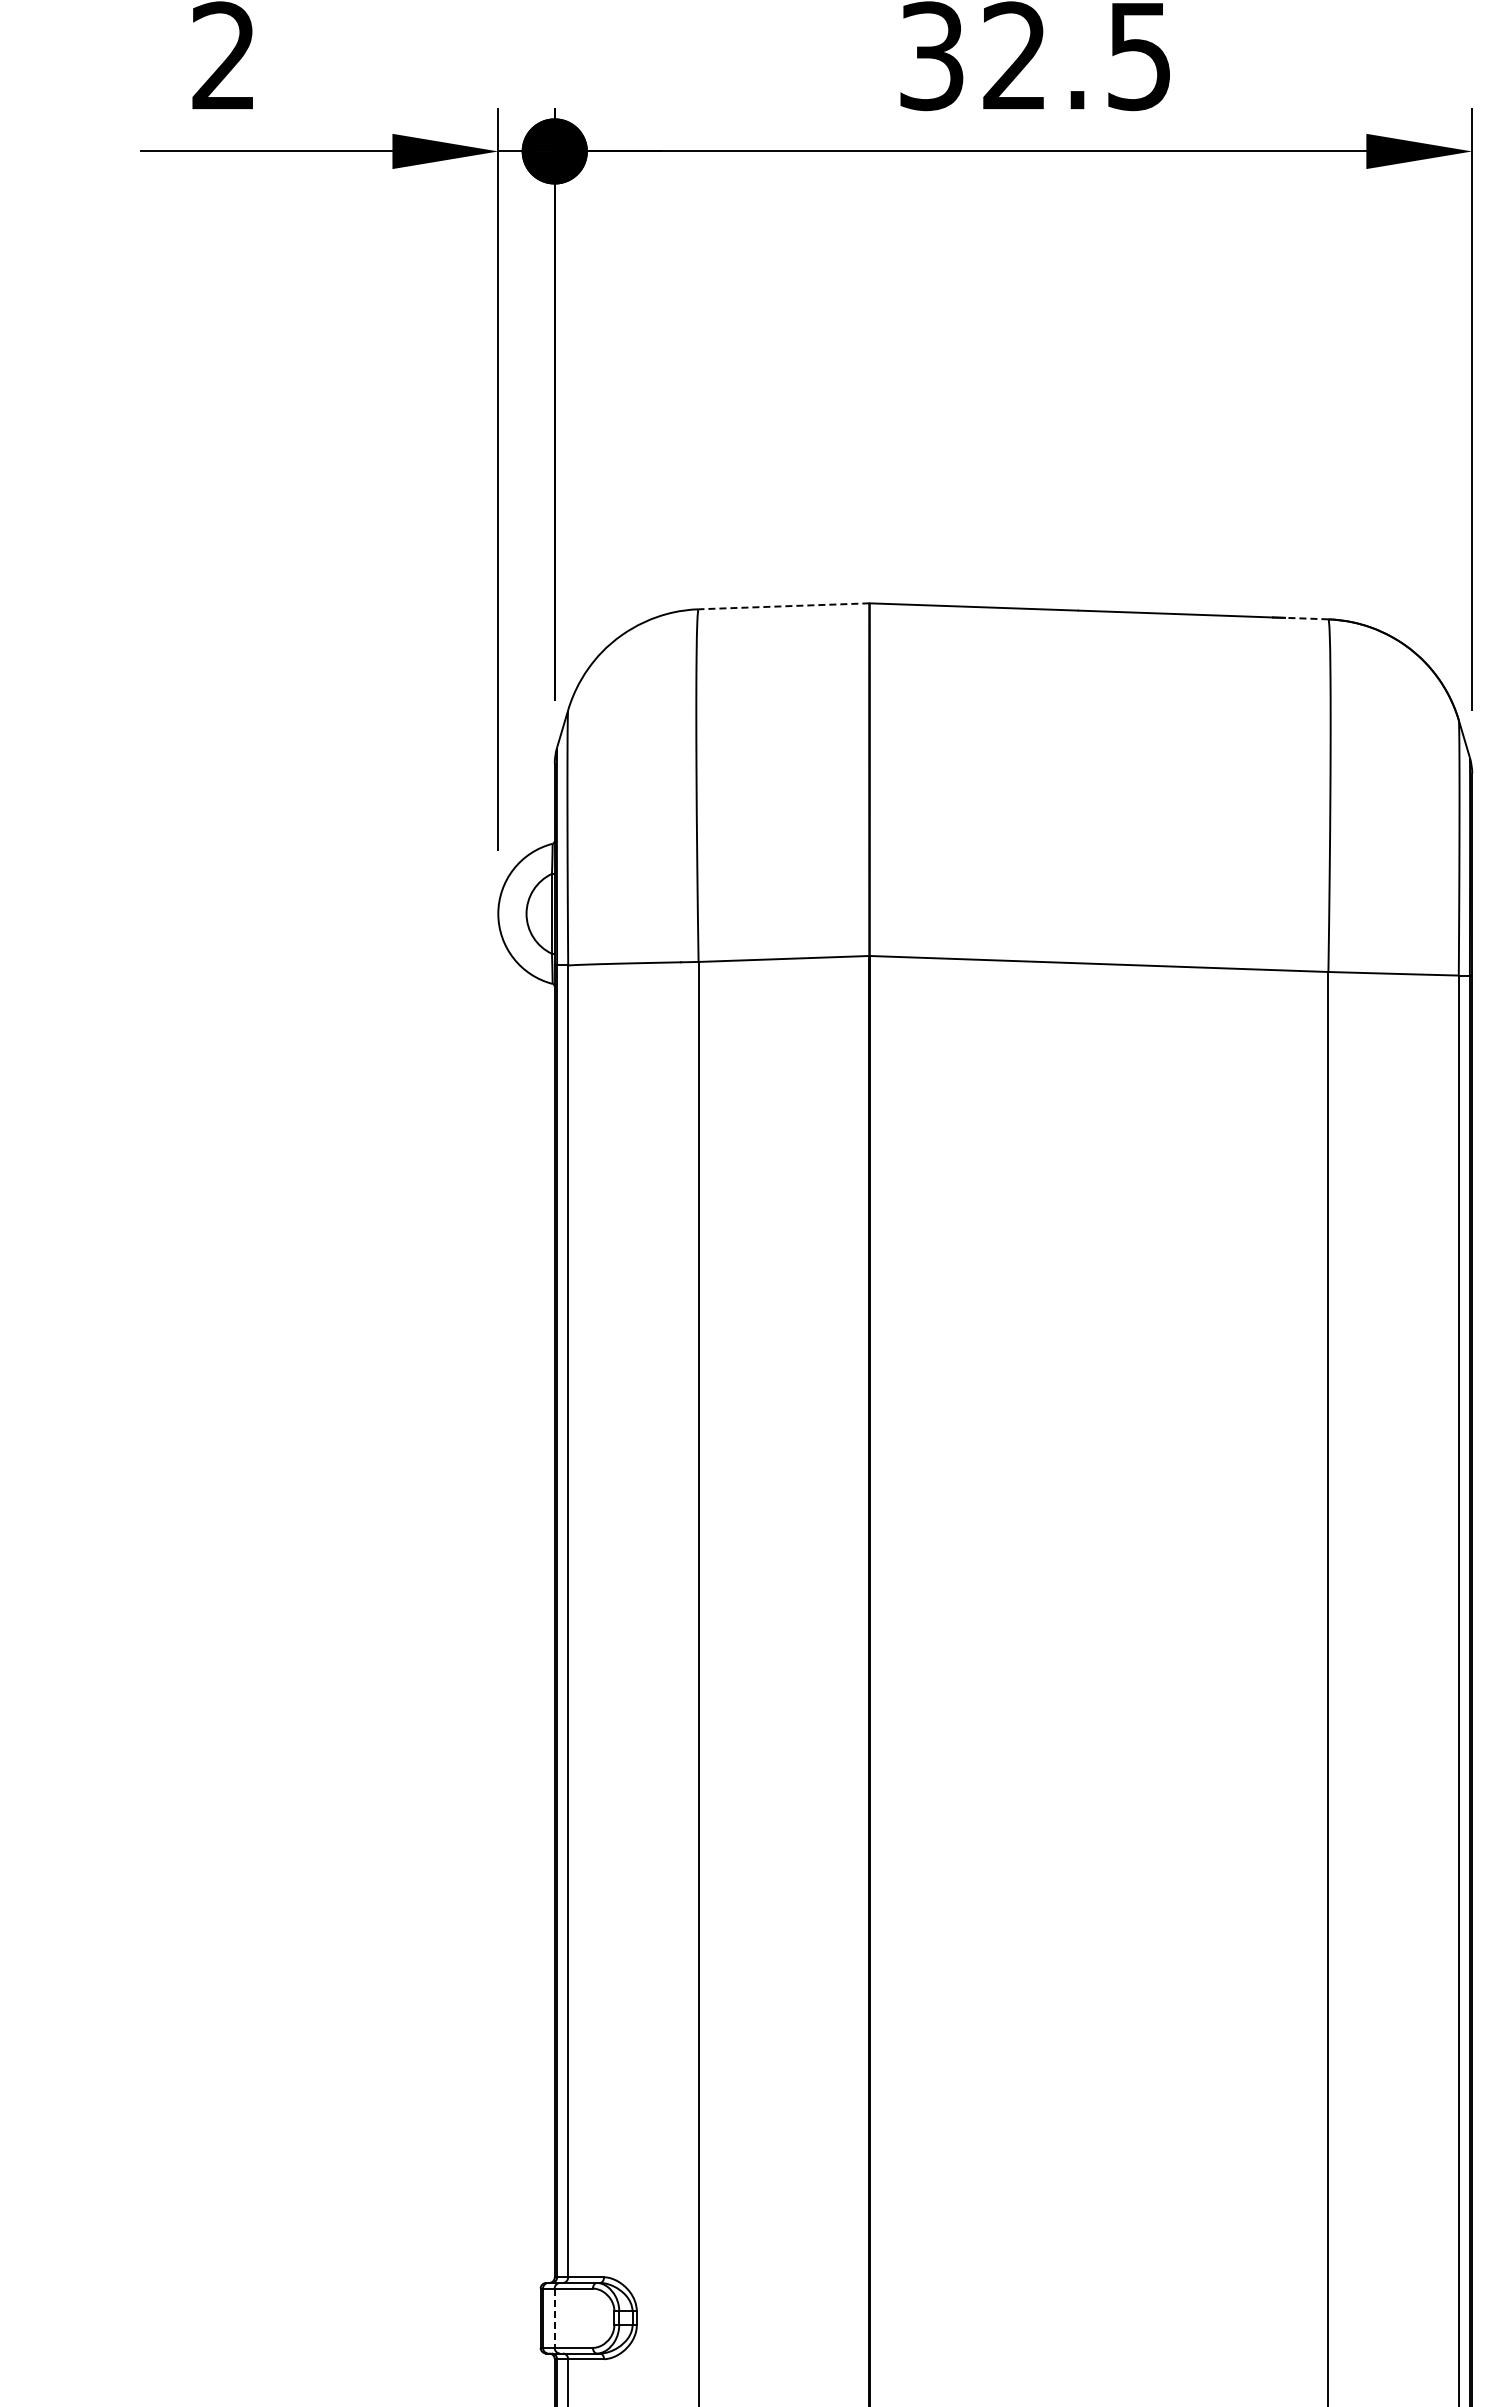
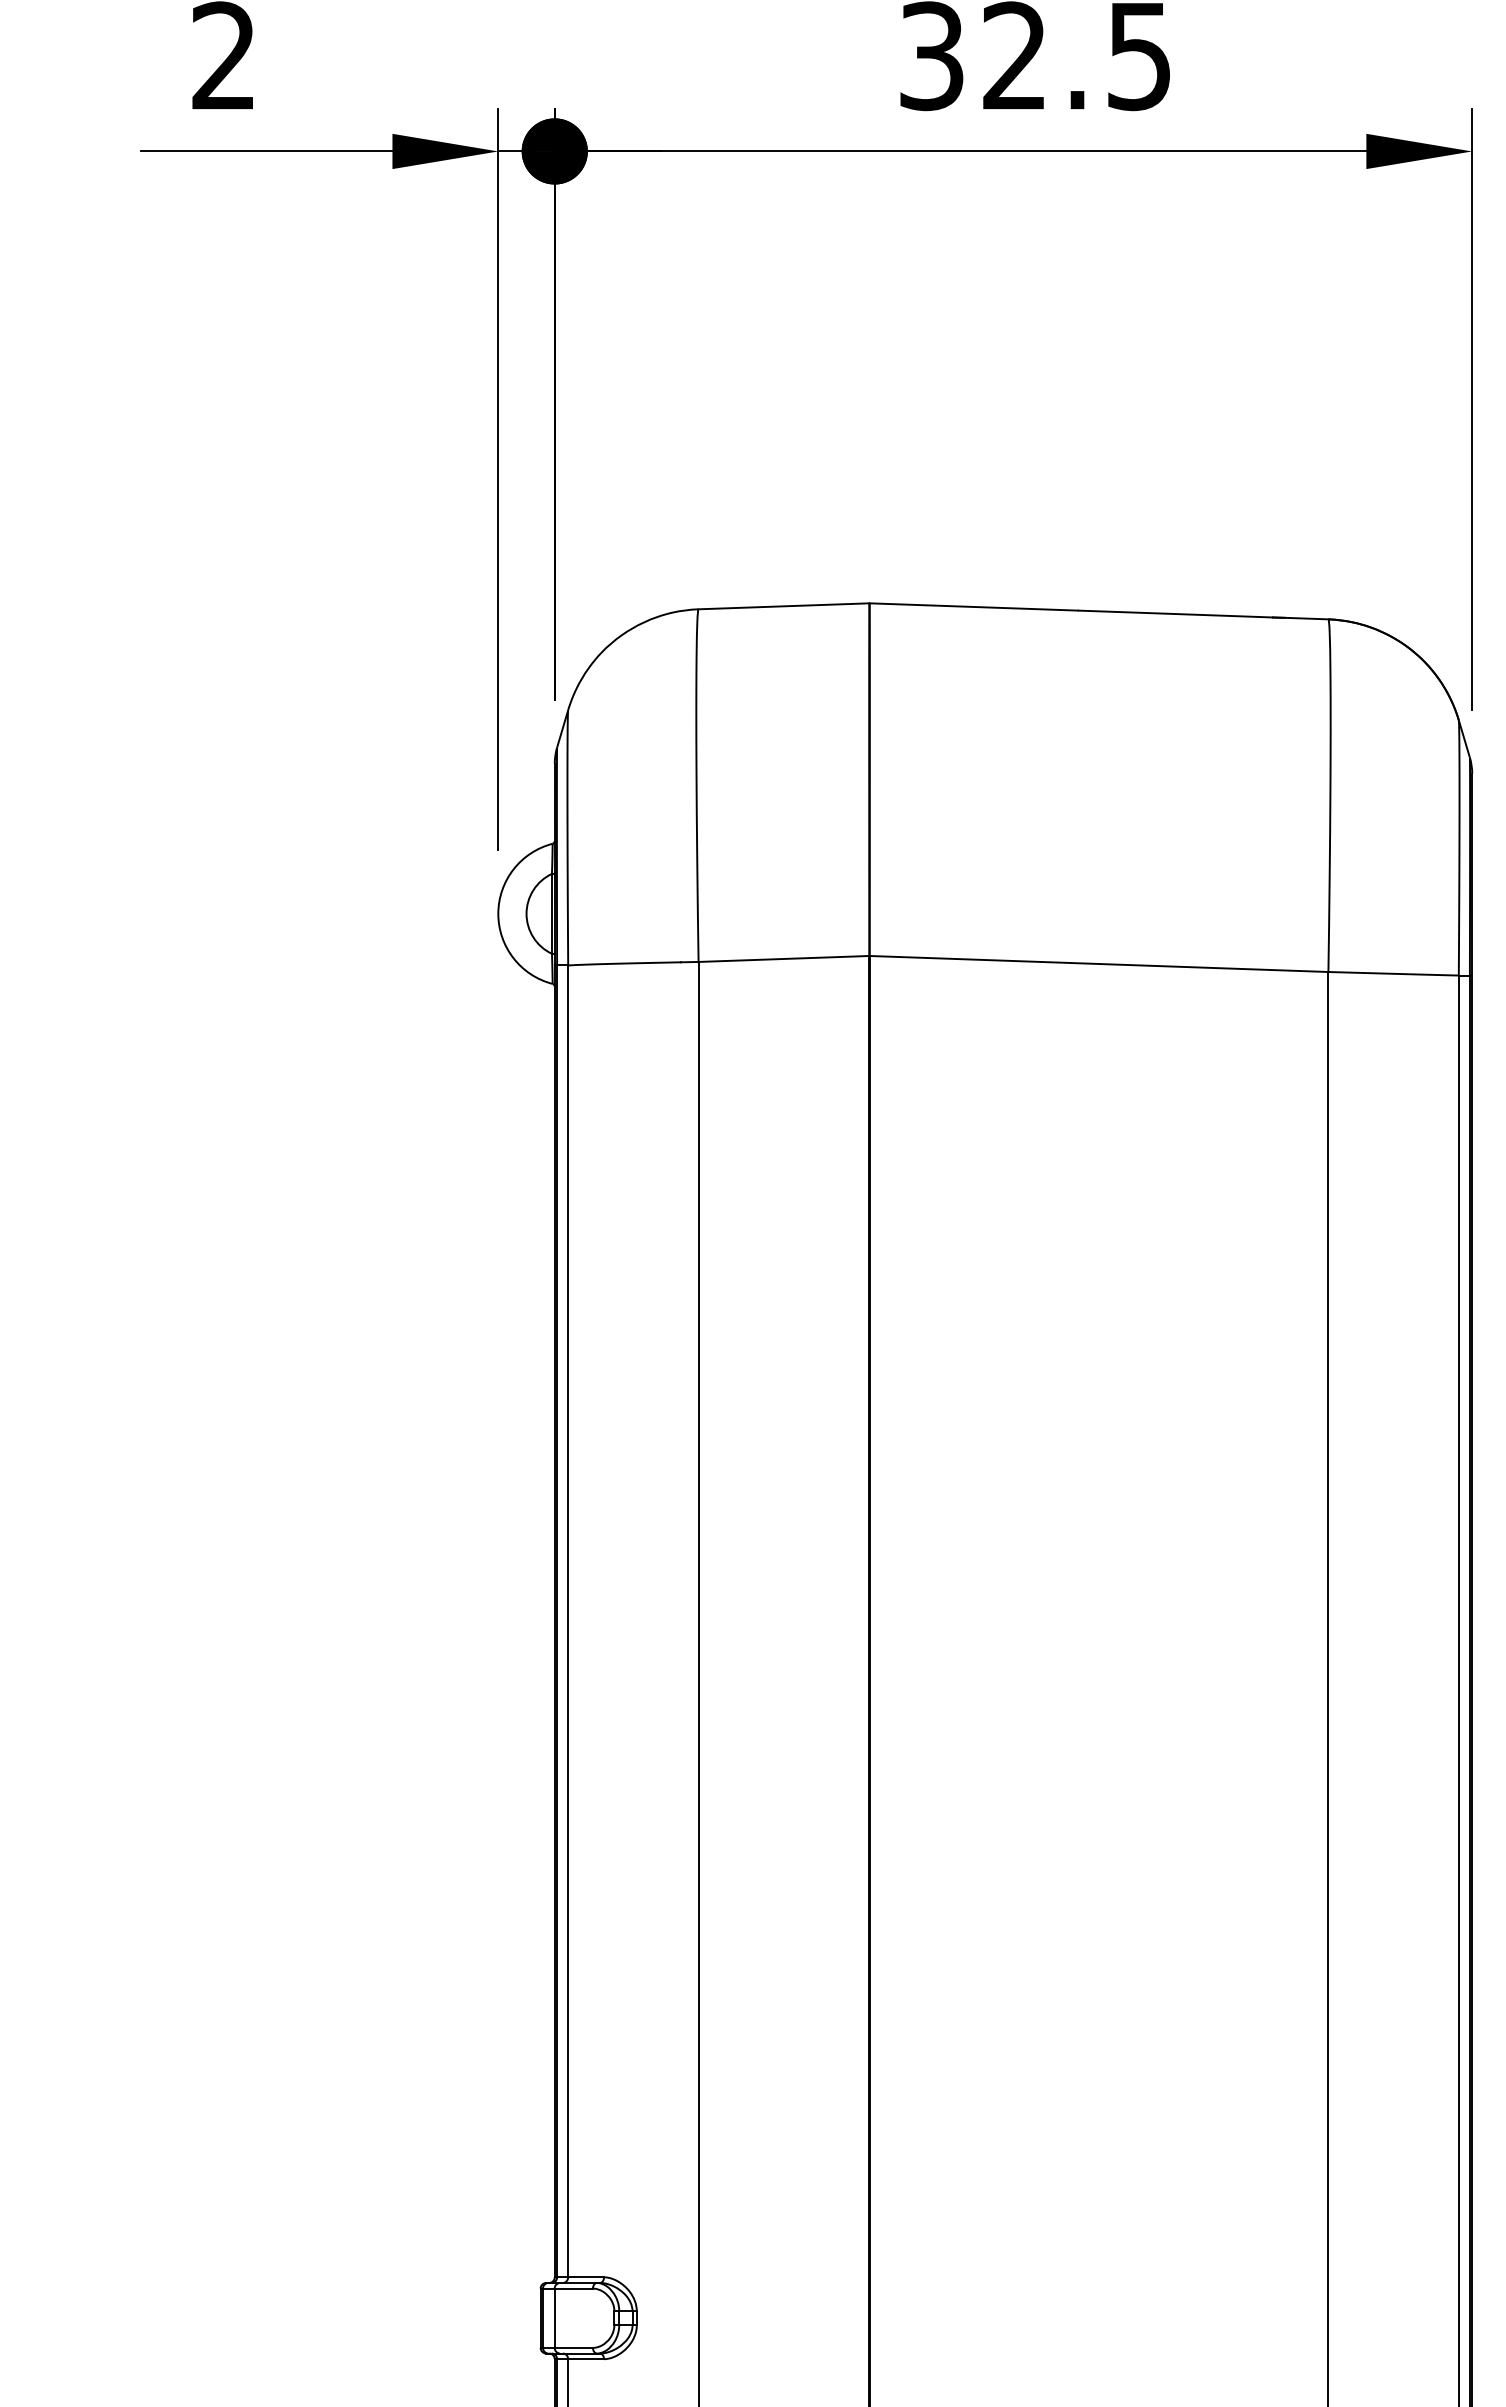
line: dashed -> solid (783, 606)
line: dashed -> solid (1306, 618)
line: dashed -> solid (554, 2318)
